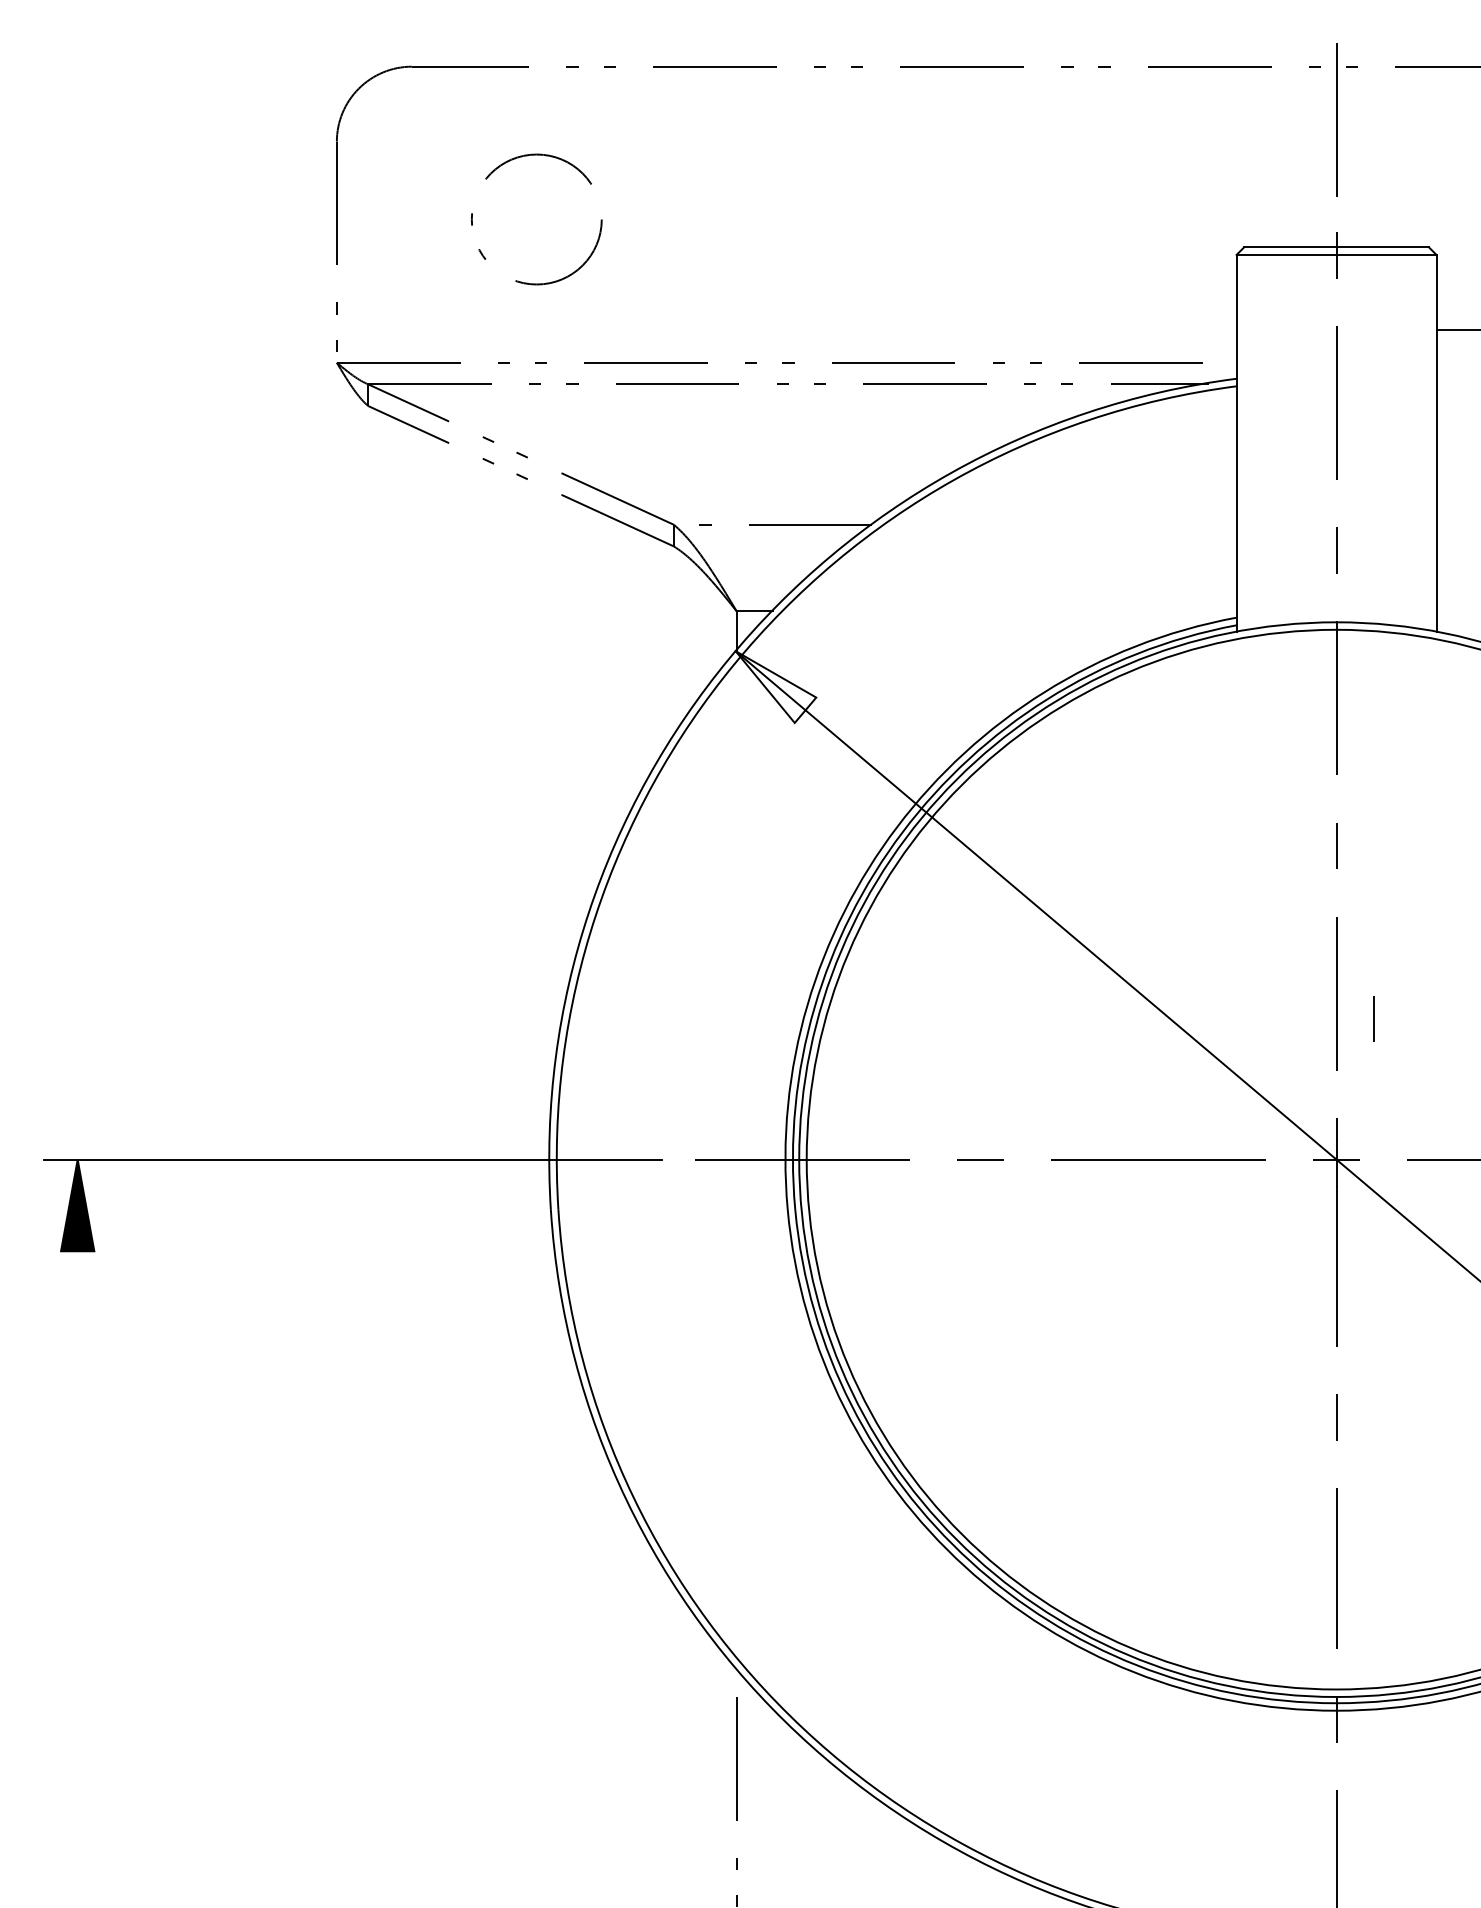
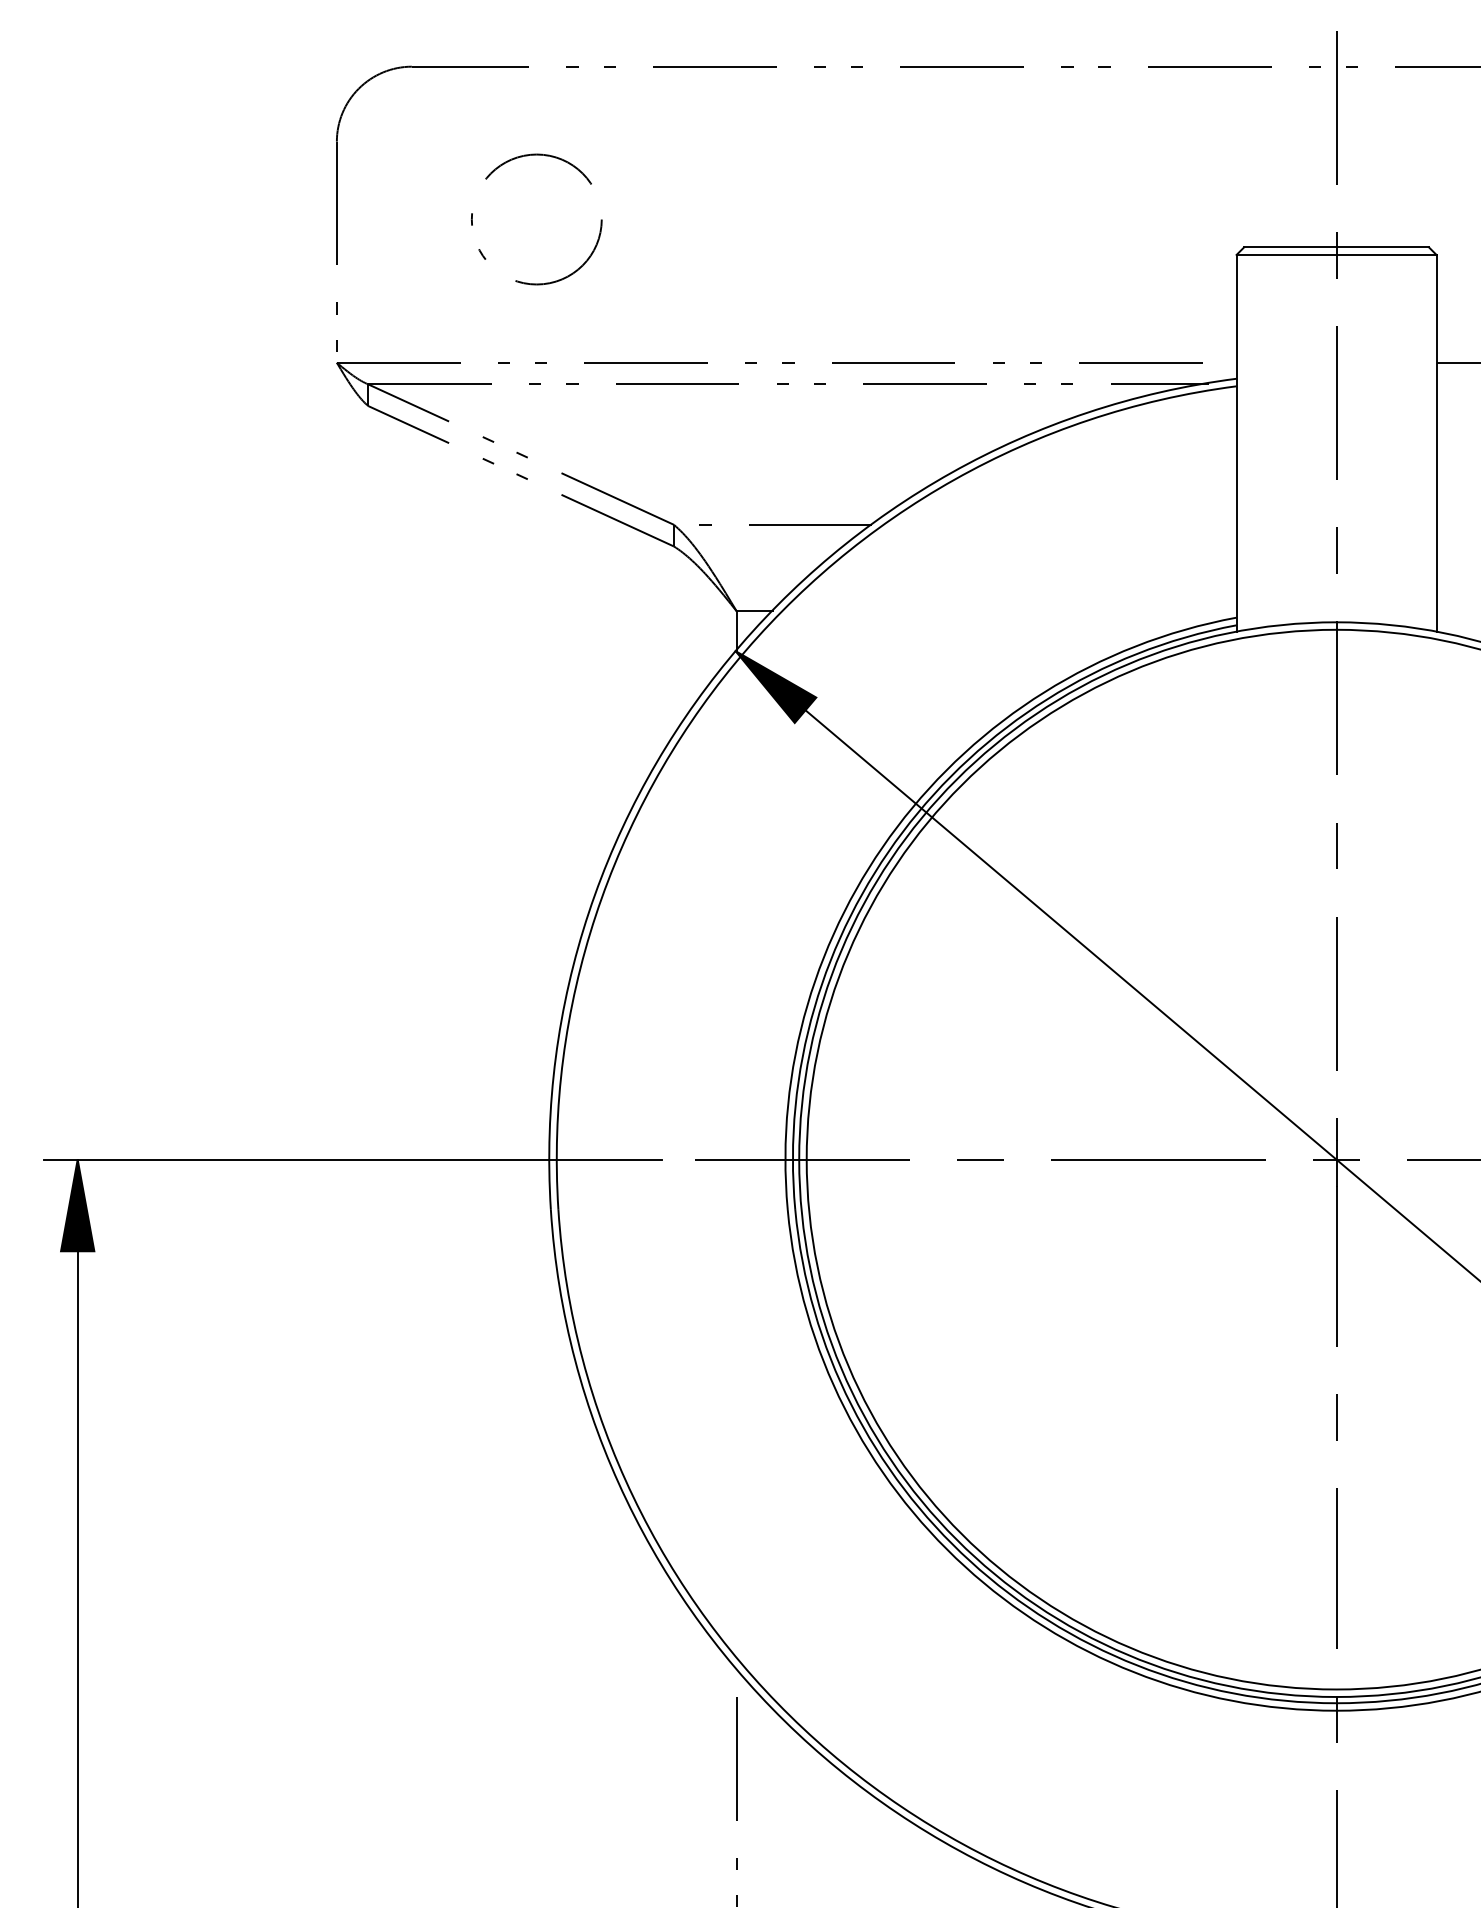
line position: (1336, 119) -> (1336, 107) (1336, 107)
line position: (1456, 329) -> (1456, 362) (1456, 362)
fill: none -> present (775, 686)
line: present -> none (1373, 1018)
line: none -> present (77, 1531)
